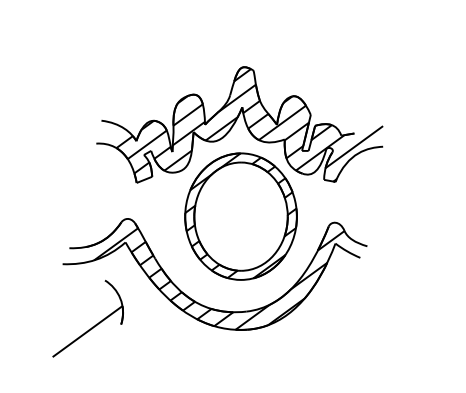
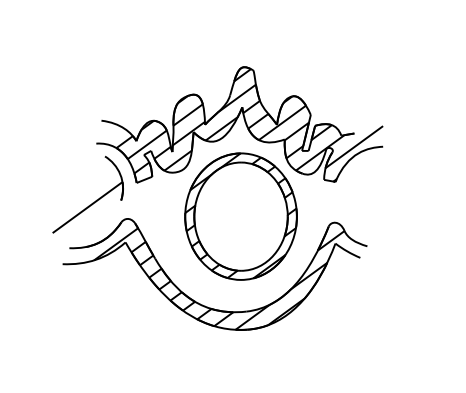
part position: (92, 326) -> (92, 202) (92, 202)
